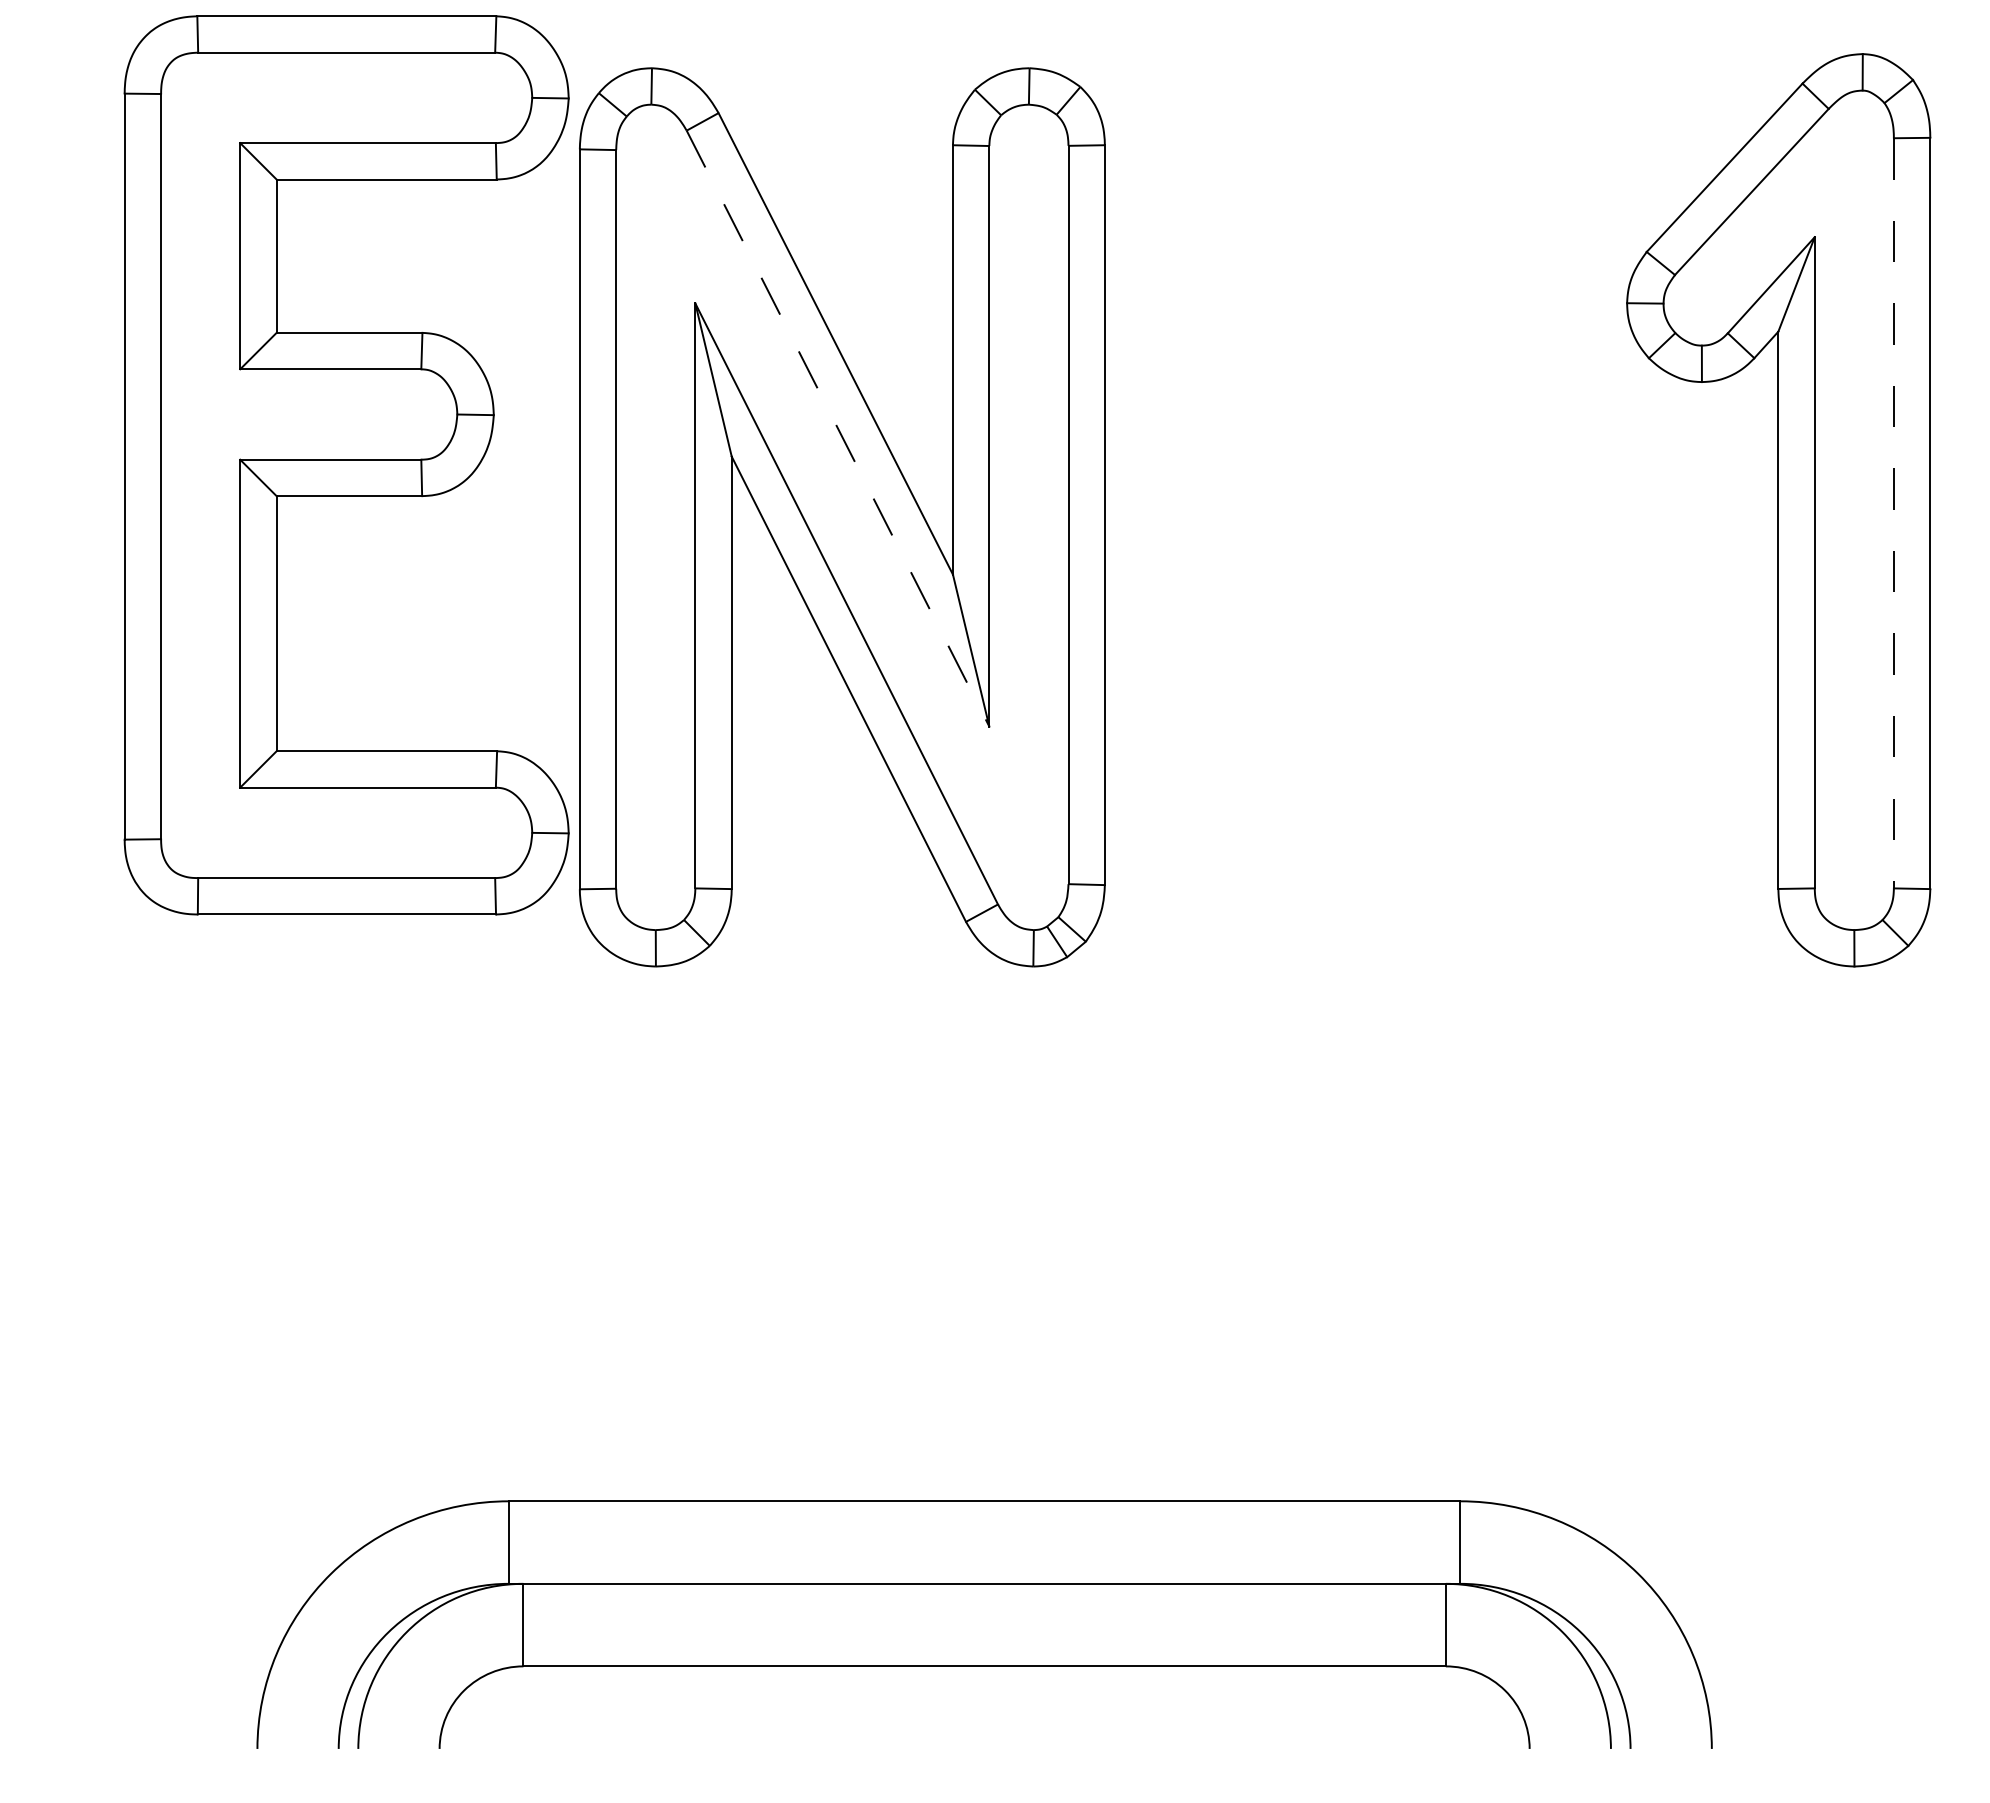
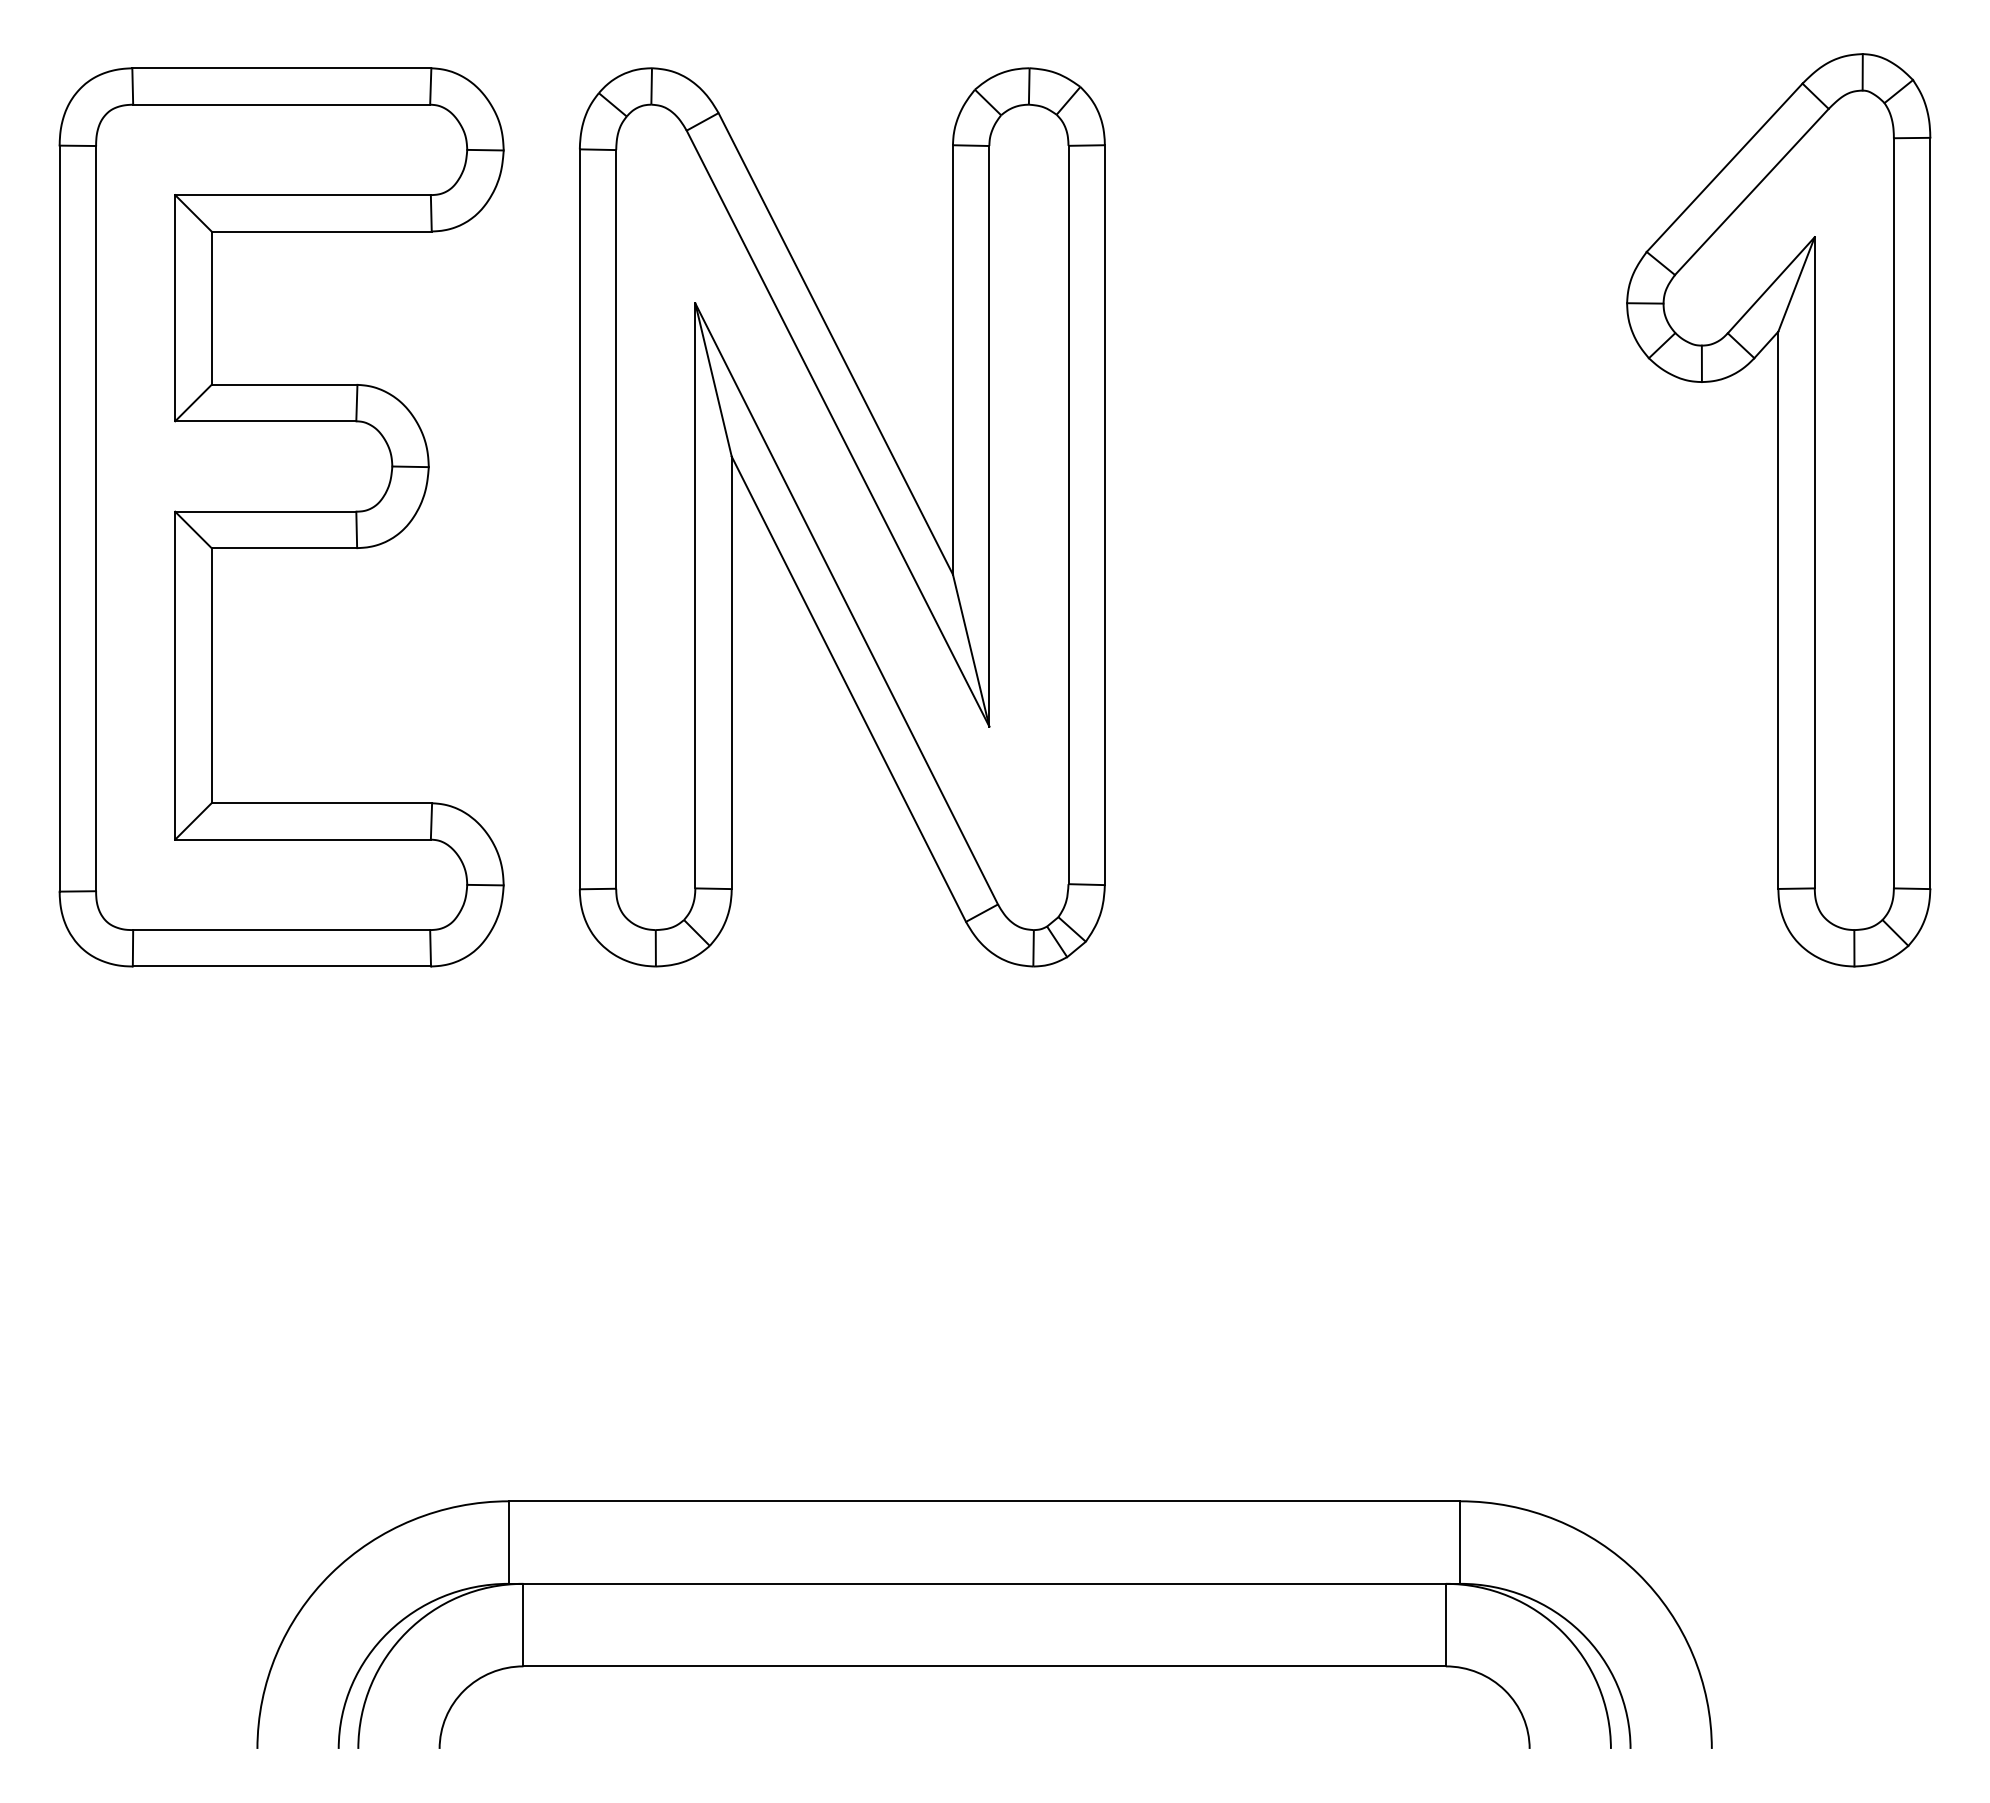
line: dashed -> solid (838, 429)
part position: (346, 465) -> (281, 517) (281, 517)
line: dashed -> solid (1893, 513)
